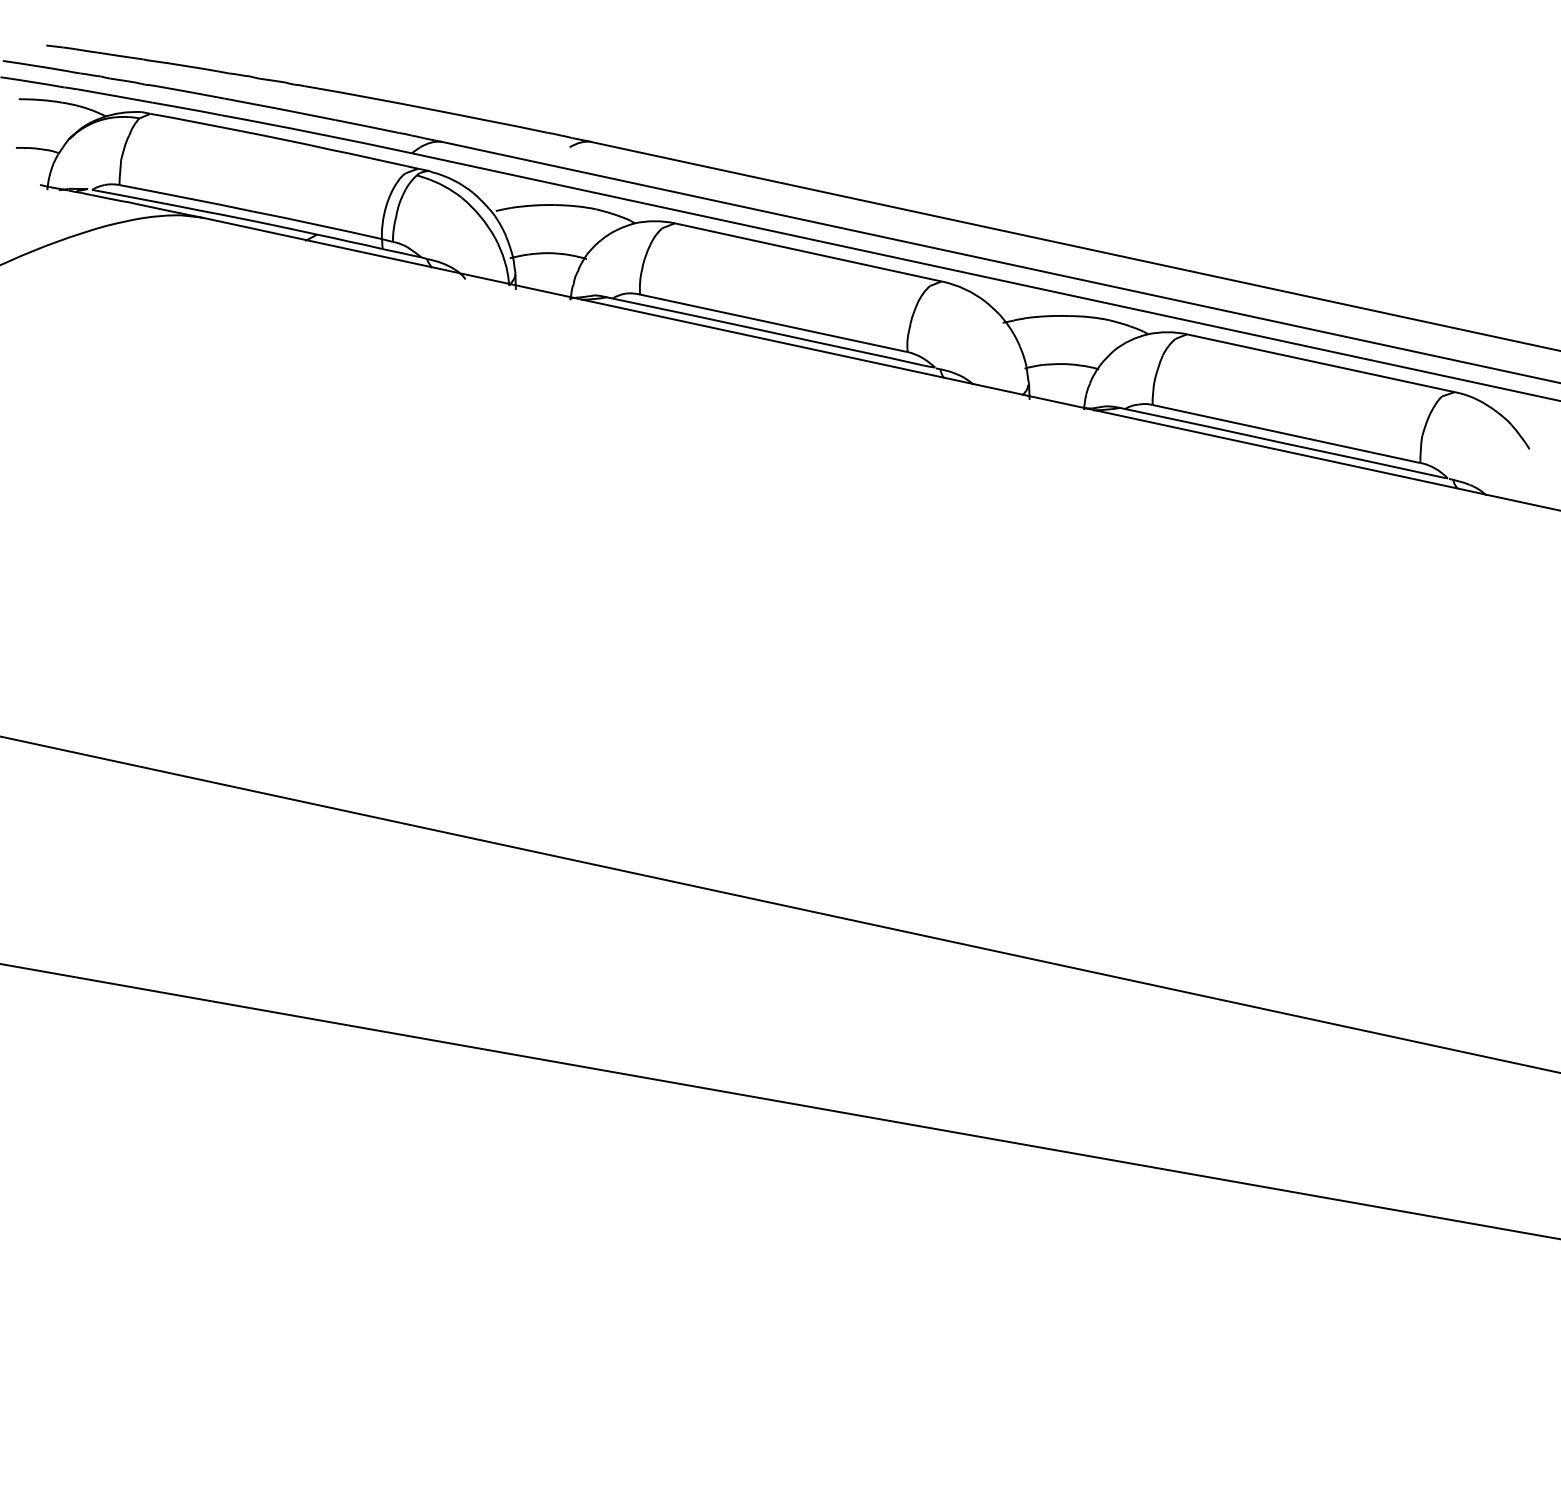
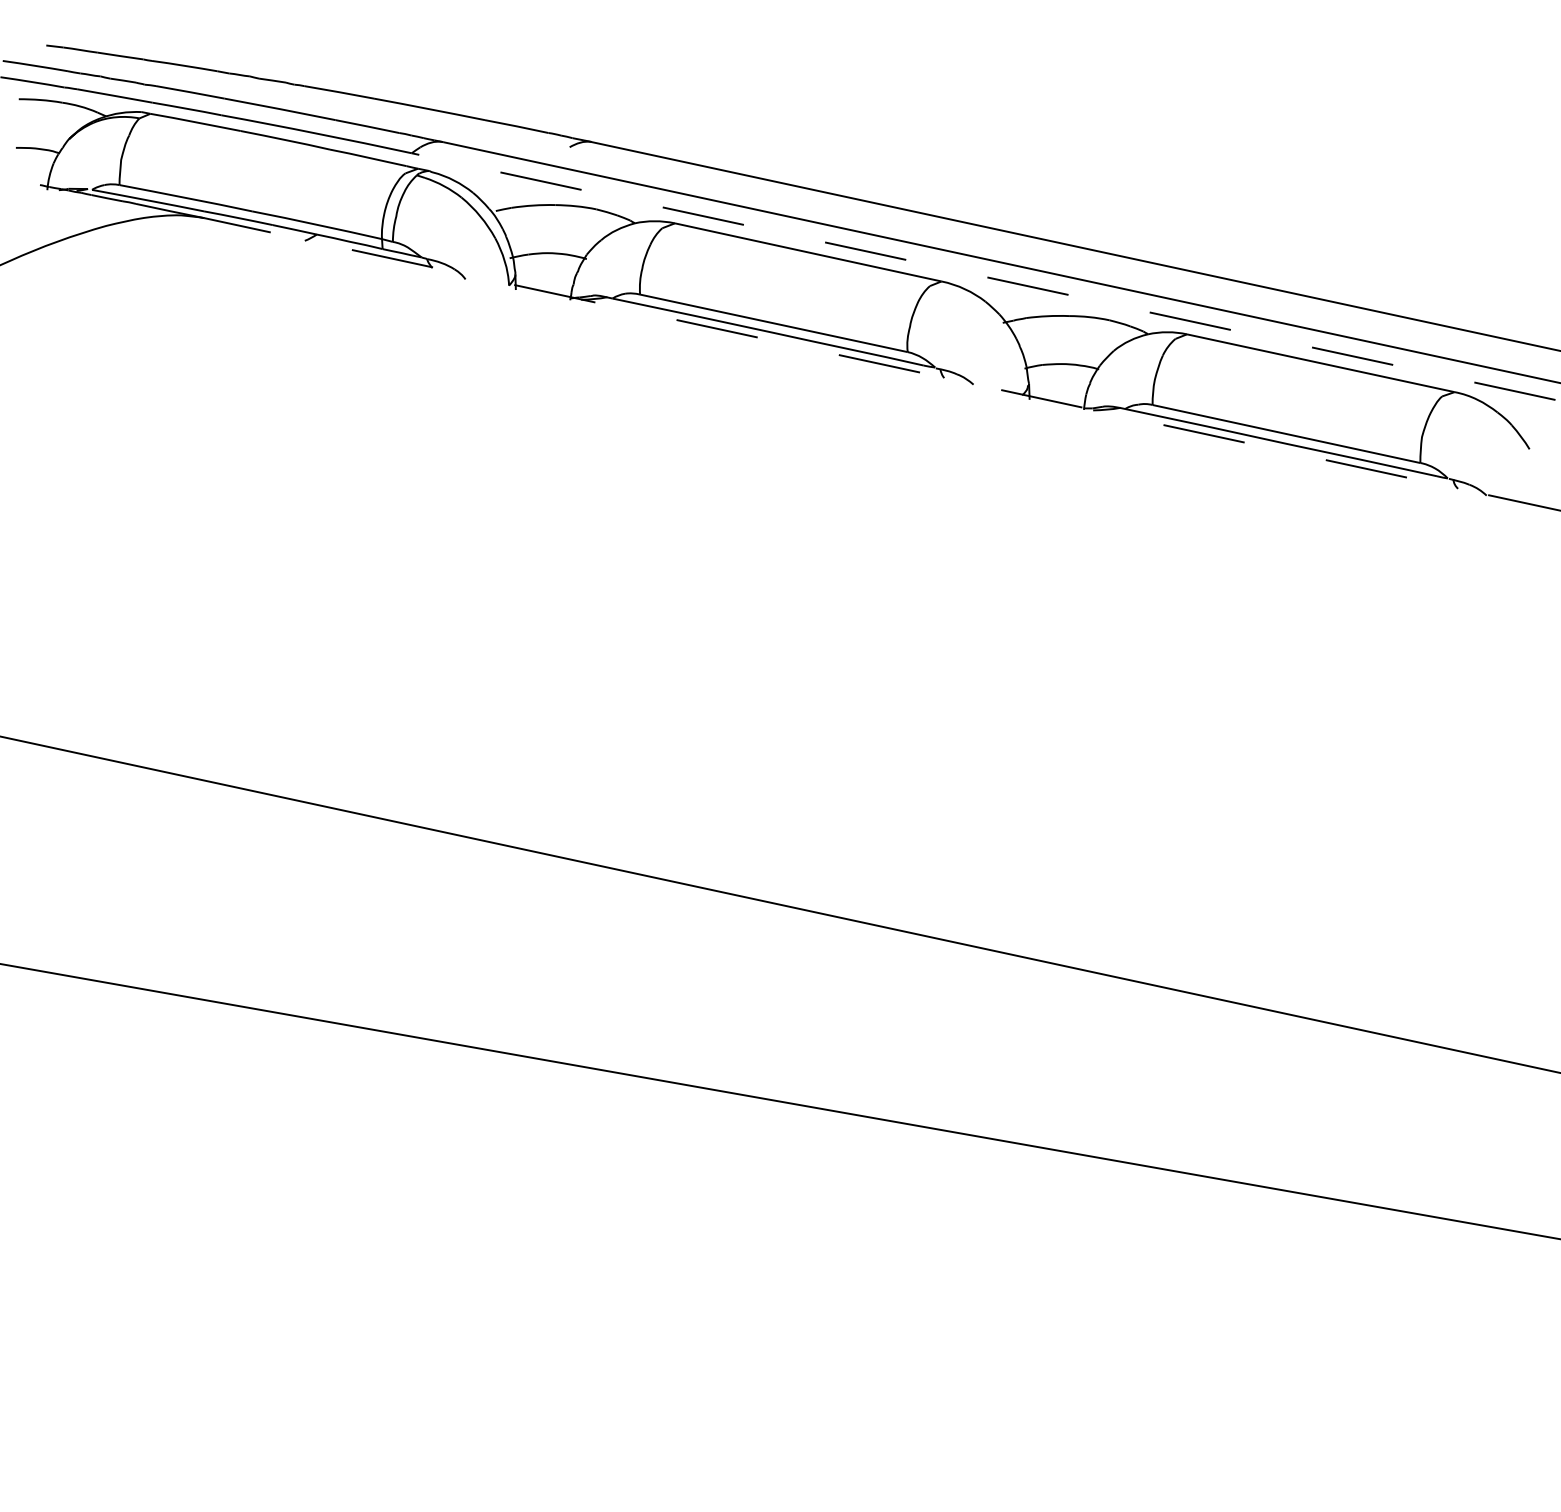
line: solid -> dashed (985, 277)
line: solid -> dashed (881, 364)
